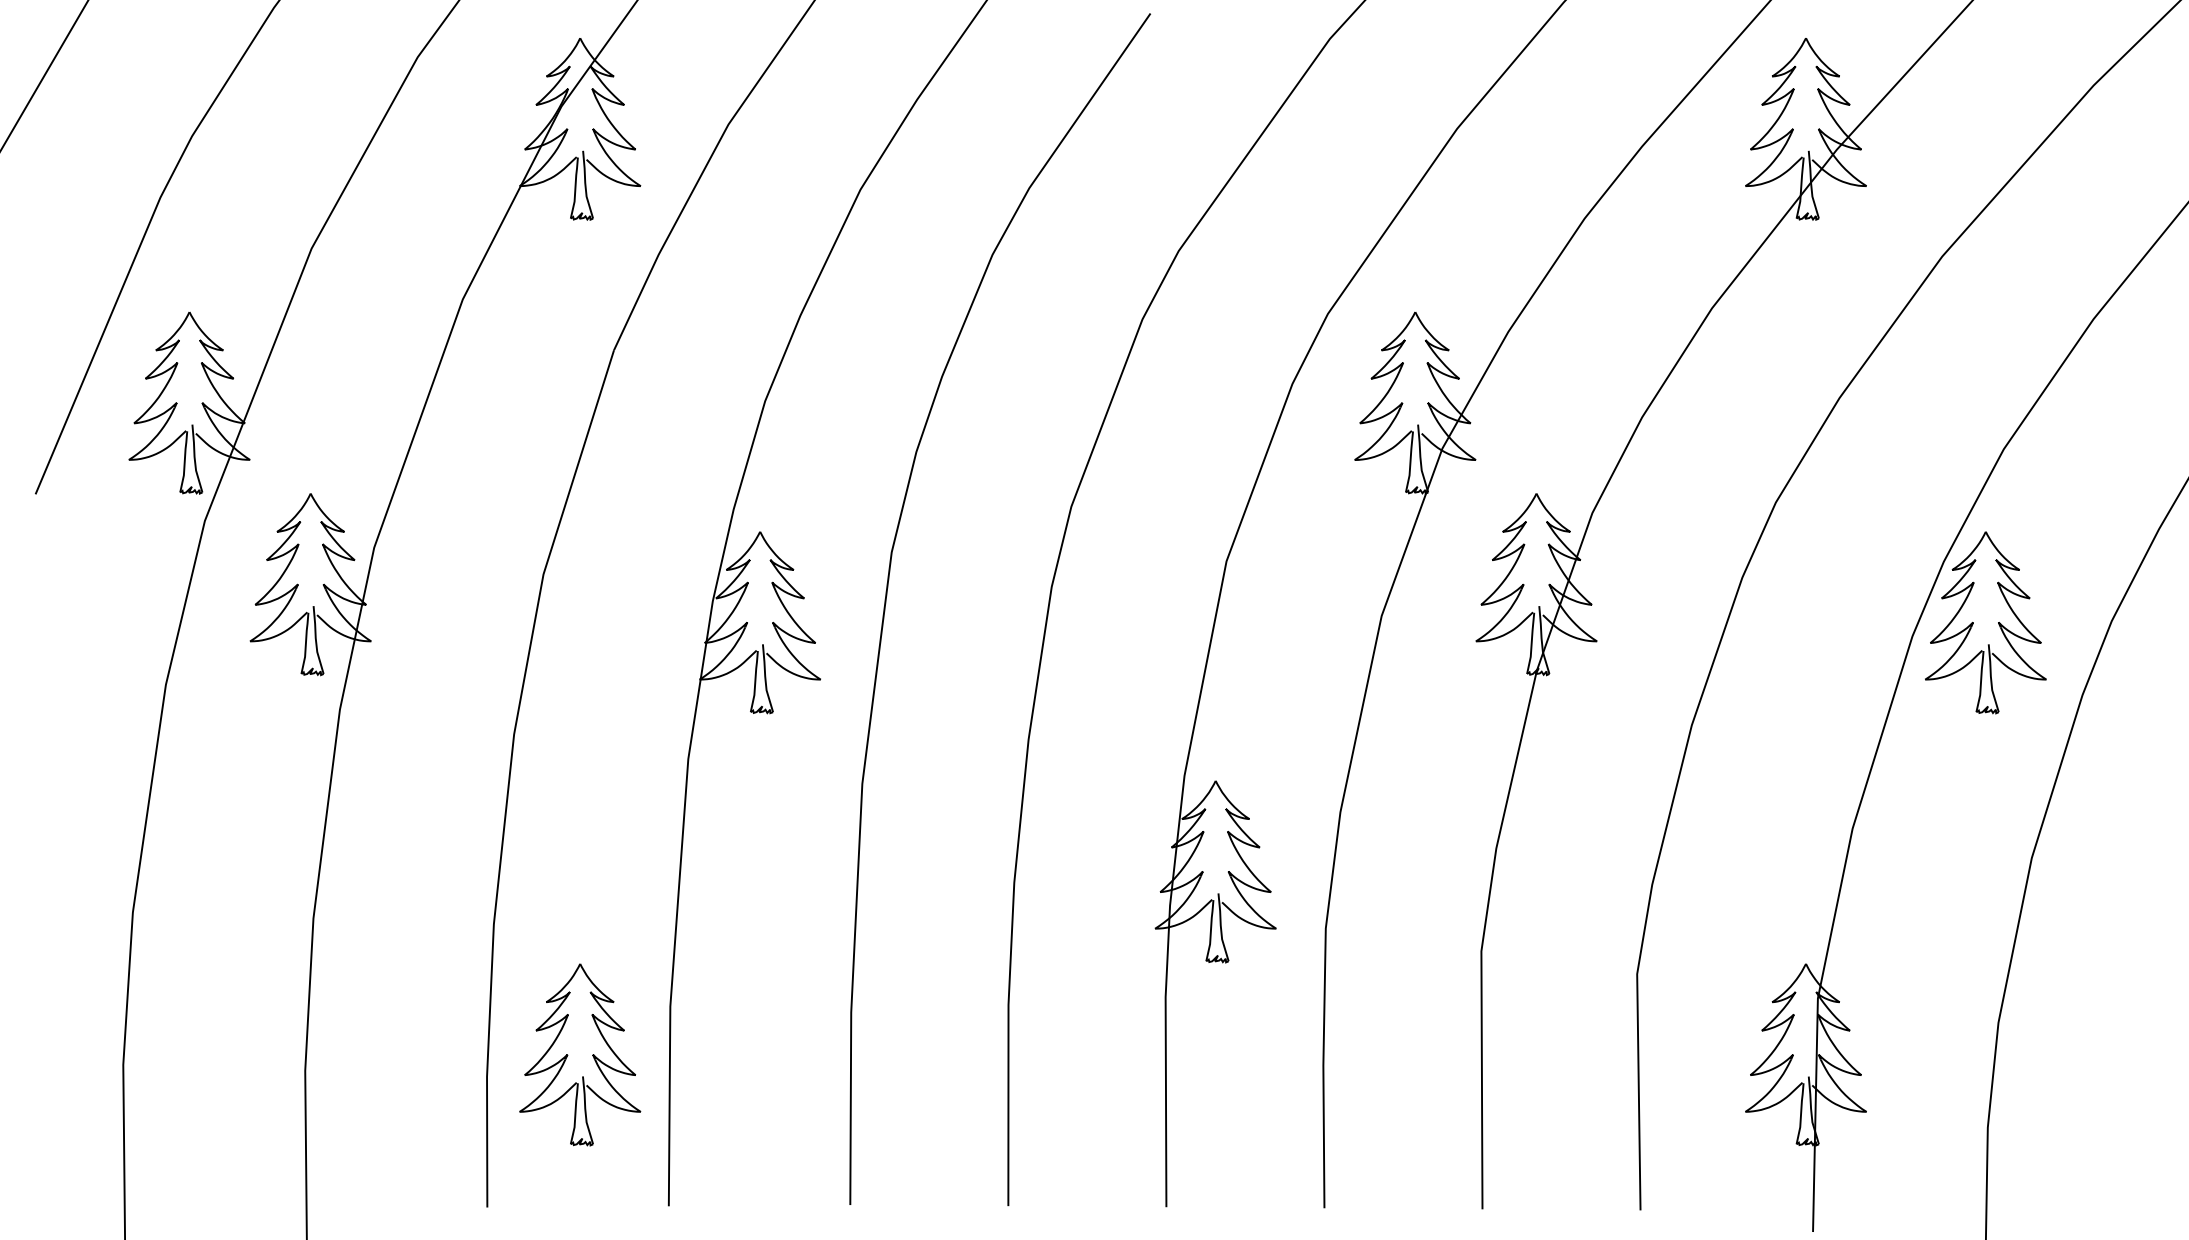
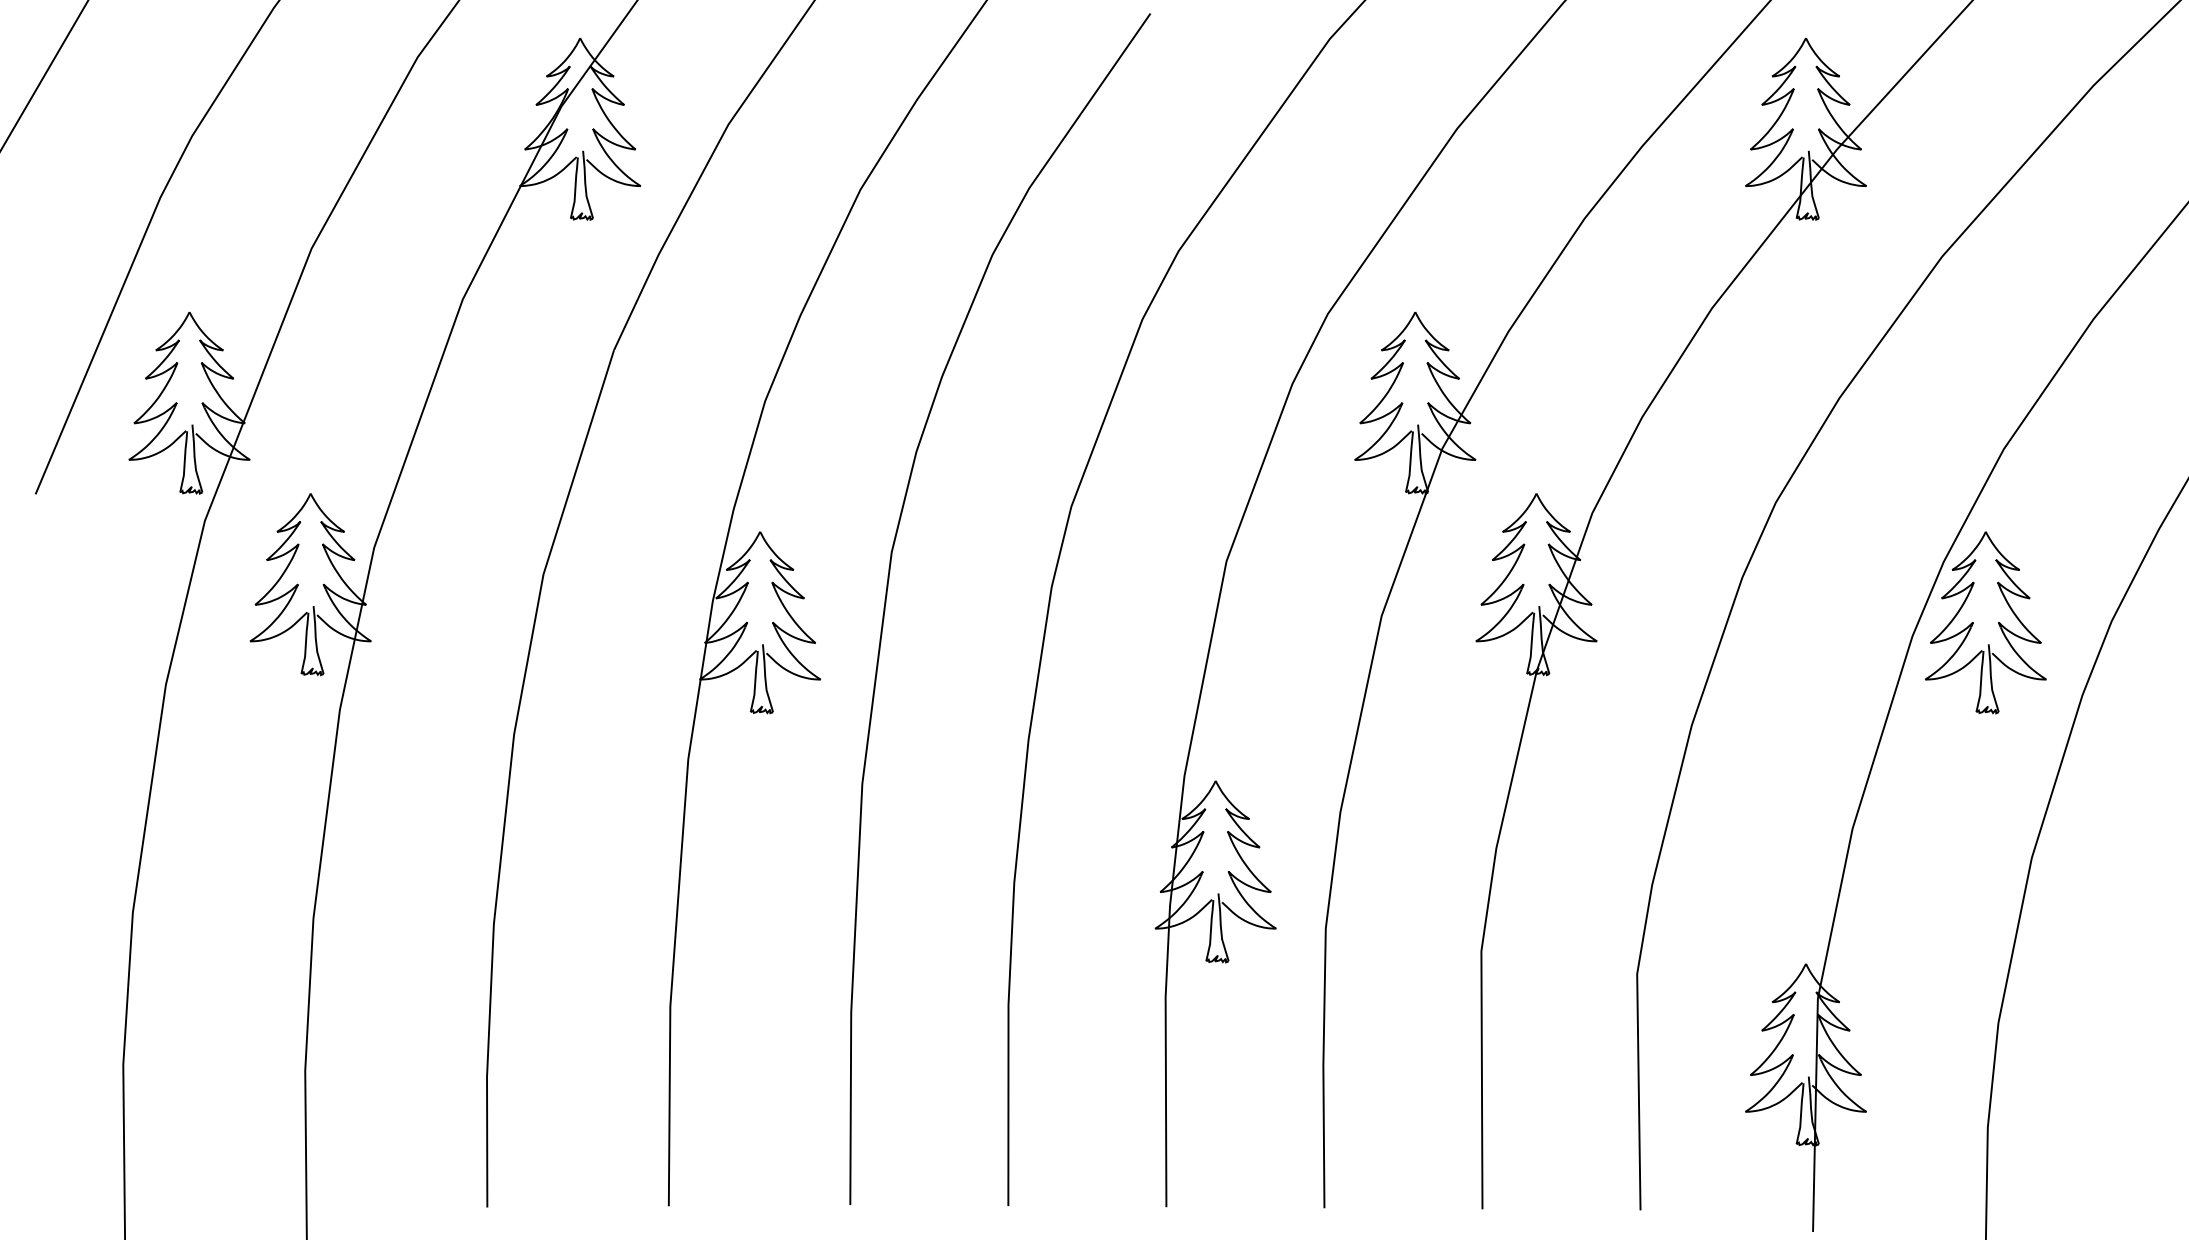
part: present -> none (592, 1054)
